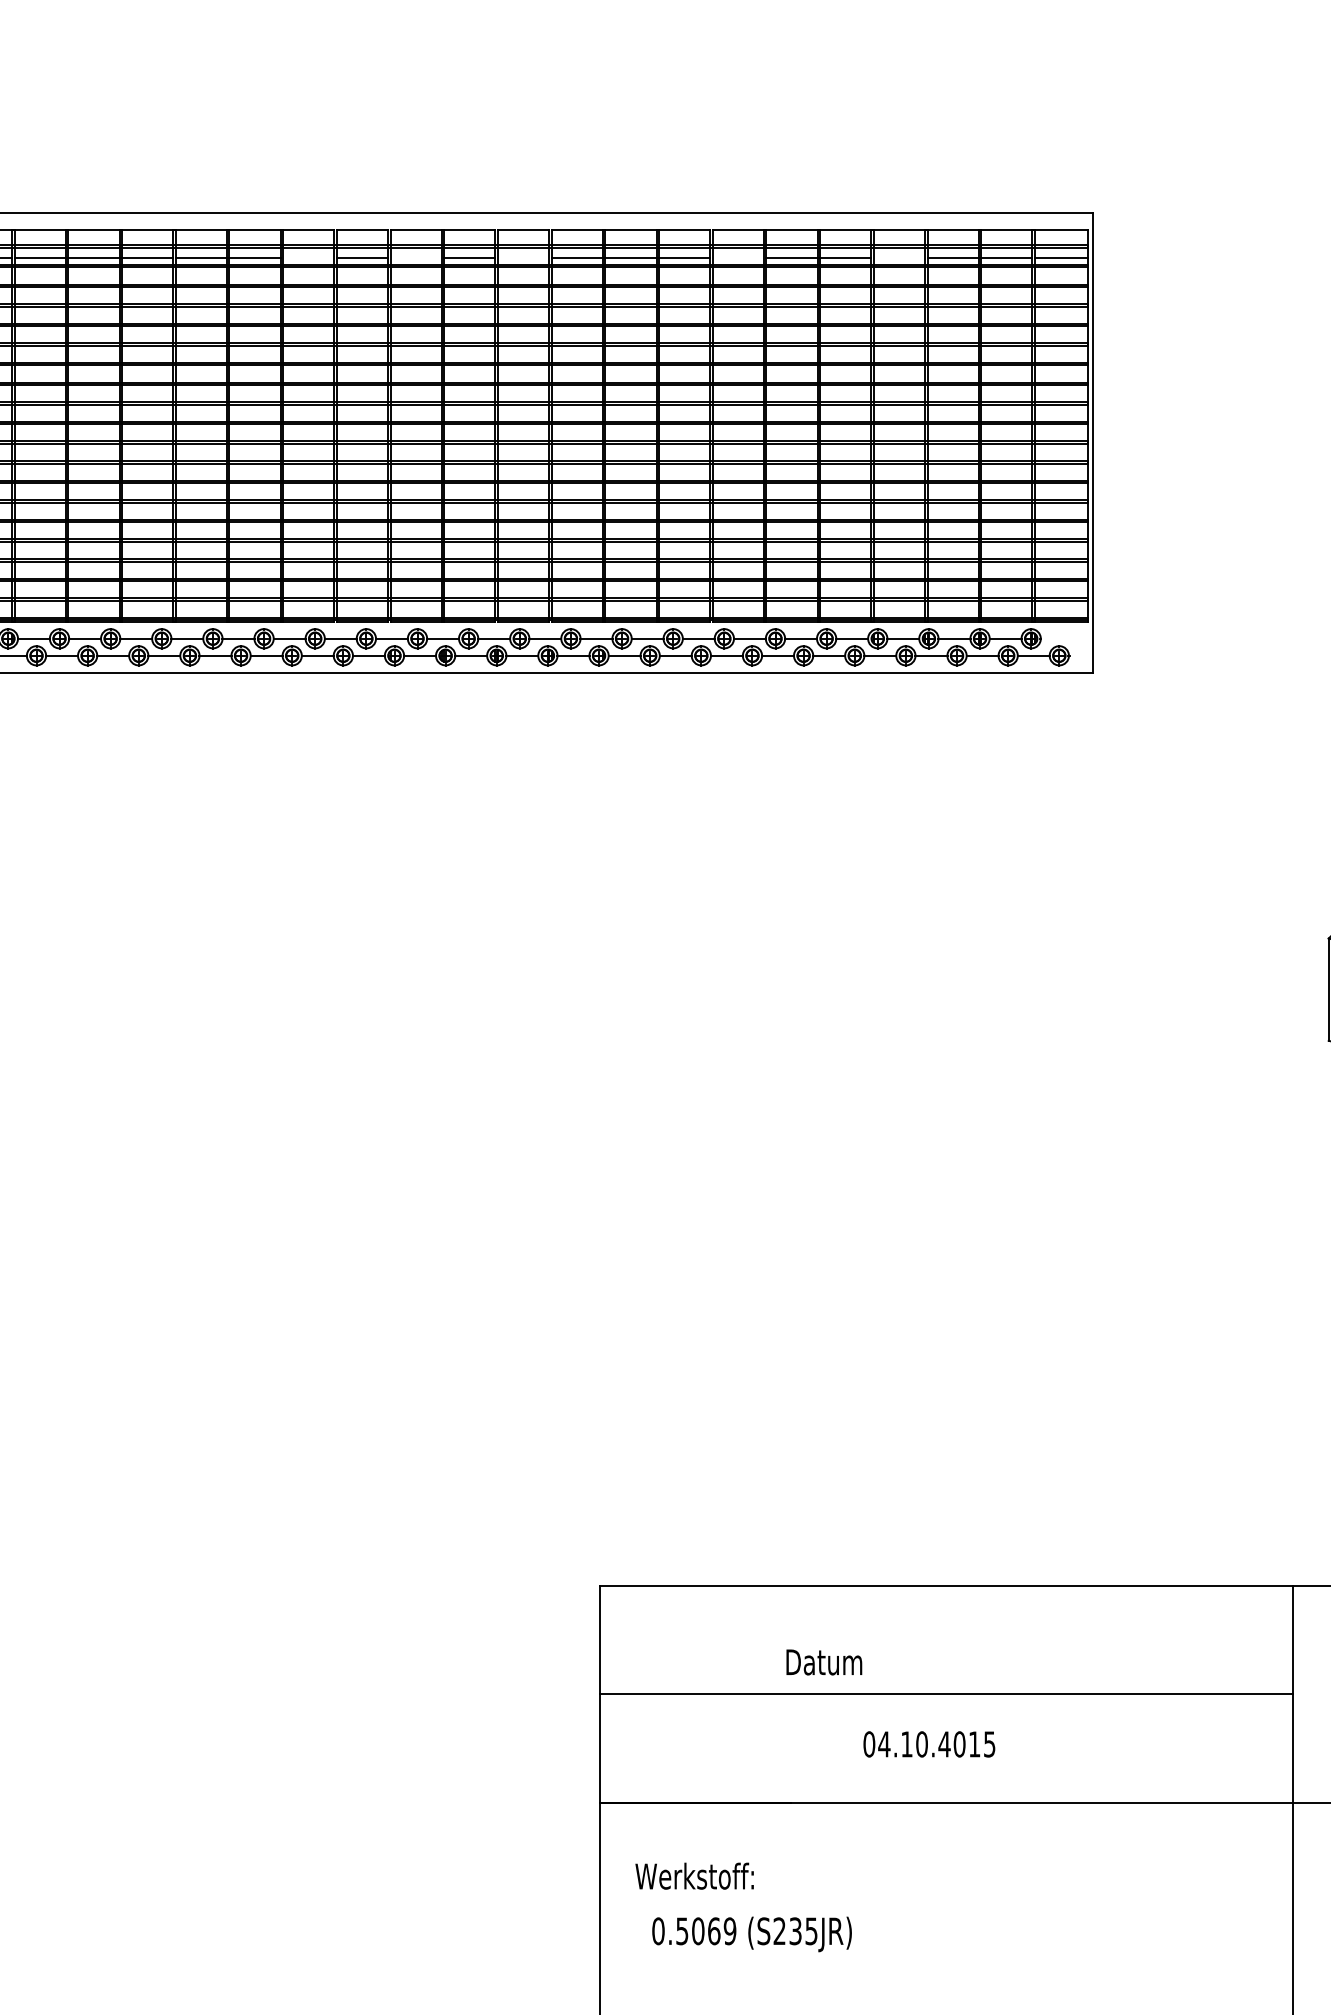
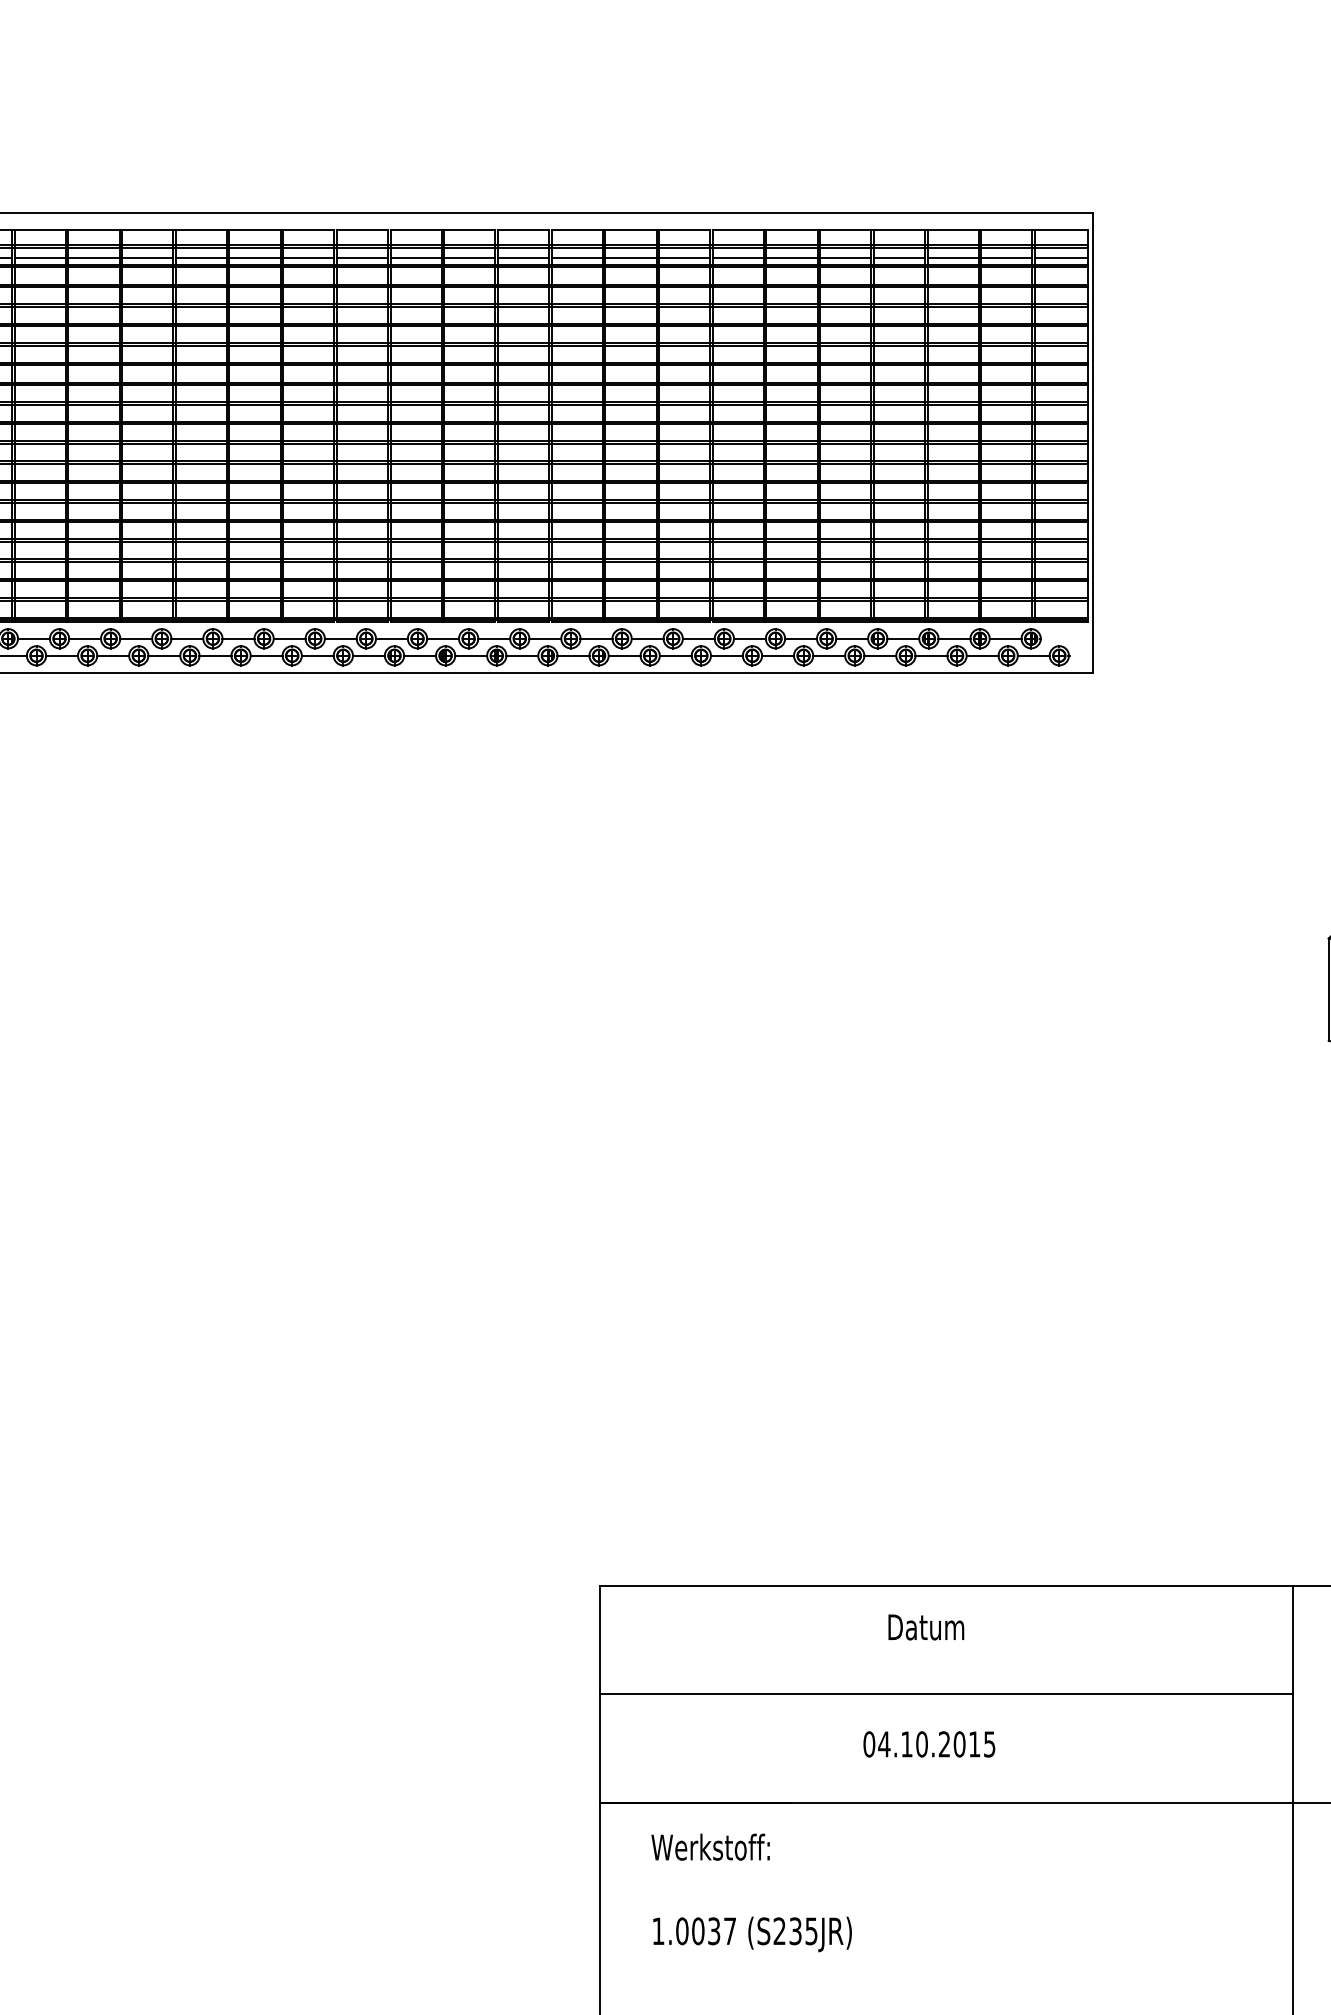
line: none -> present (308, 258)
line: none -> present (415, 258)
line: none -> present (523, 258)
line: none -> present (737, 258)
line: none -> present (899, 258)
text position: (824, 1662) -> (926, 1627) (926, 1627)
text: 04.10.4015 -> 04.10.2015 (944, 1744)
text position: (694, 1875) -> (710, 1846) (710, 1846)
text: 0.5069 -> 1.0037 (694, 1931)
